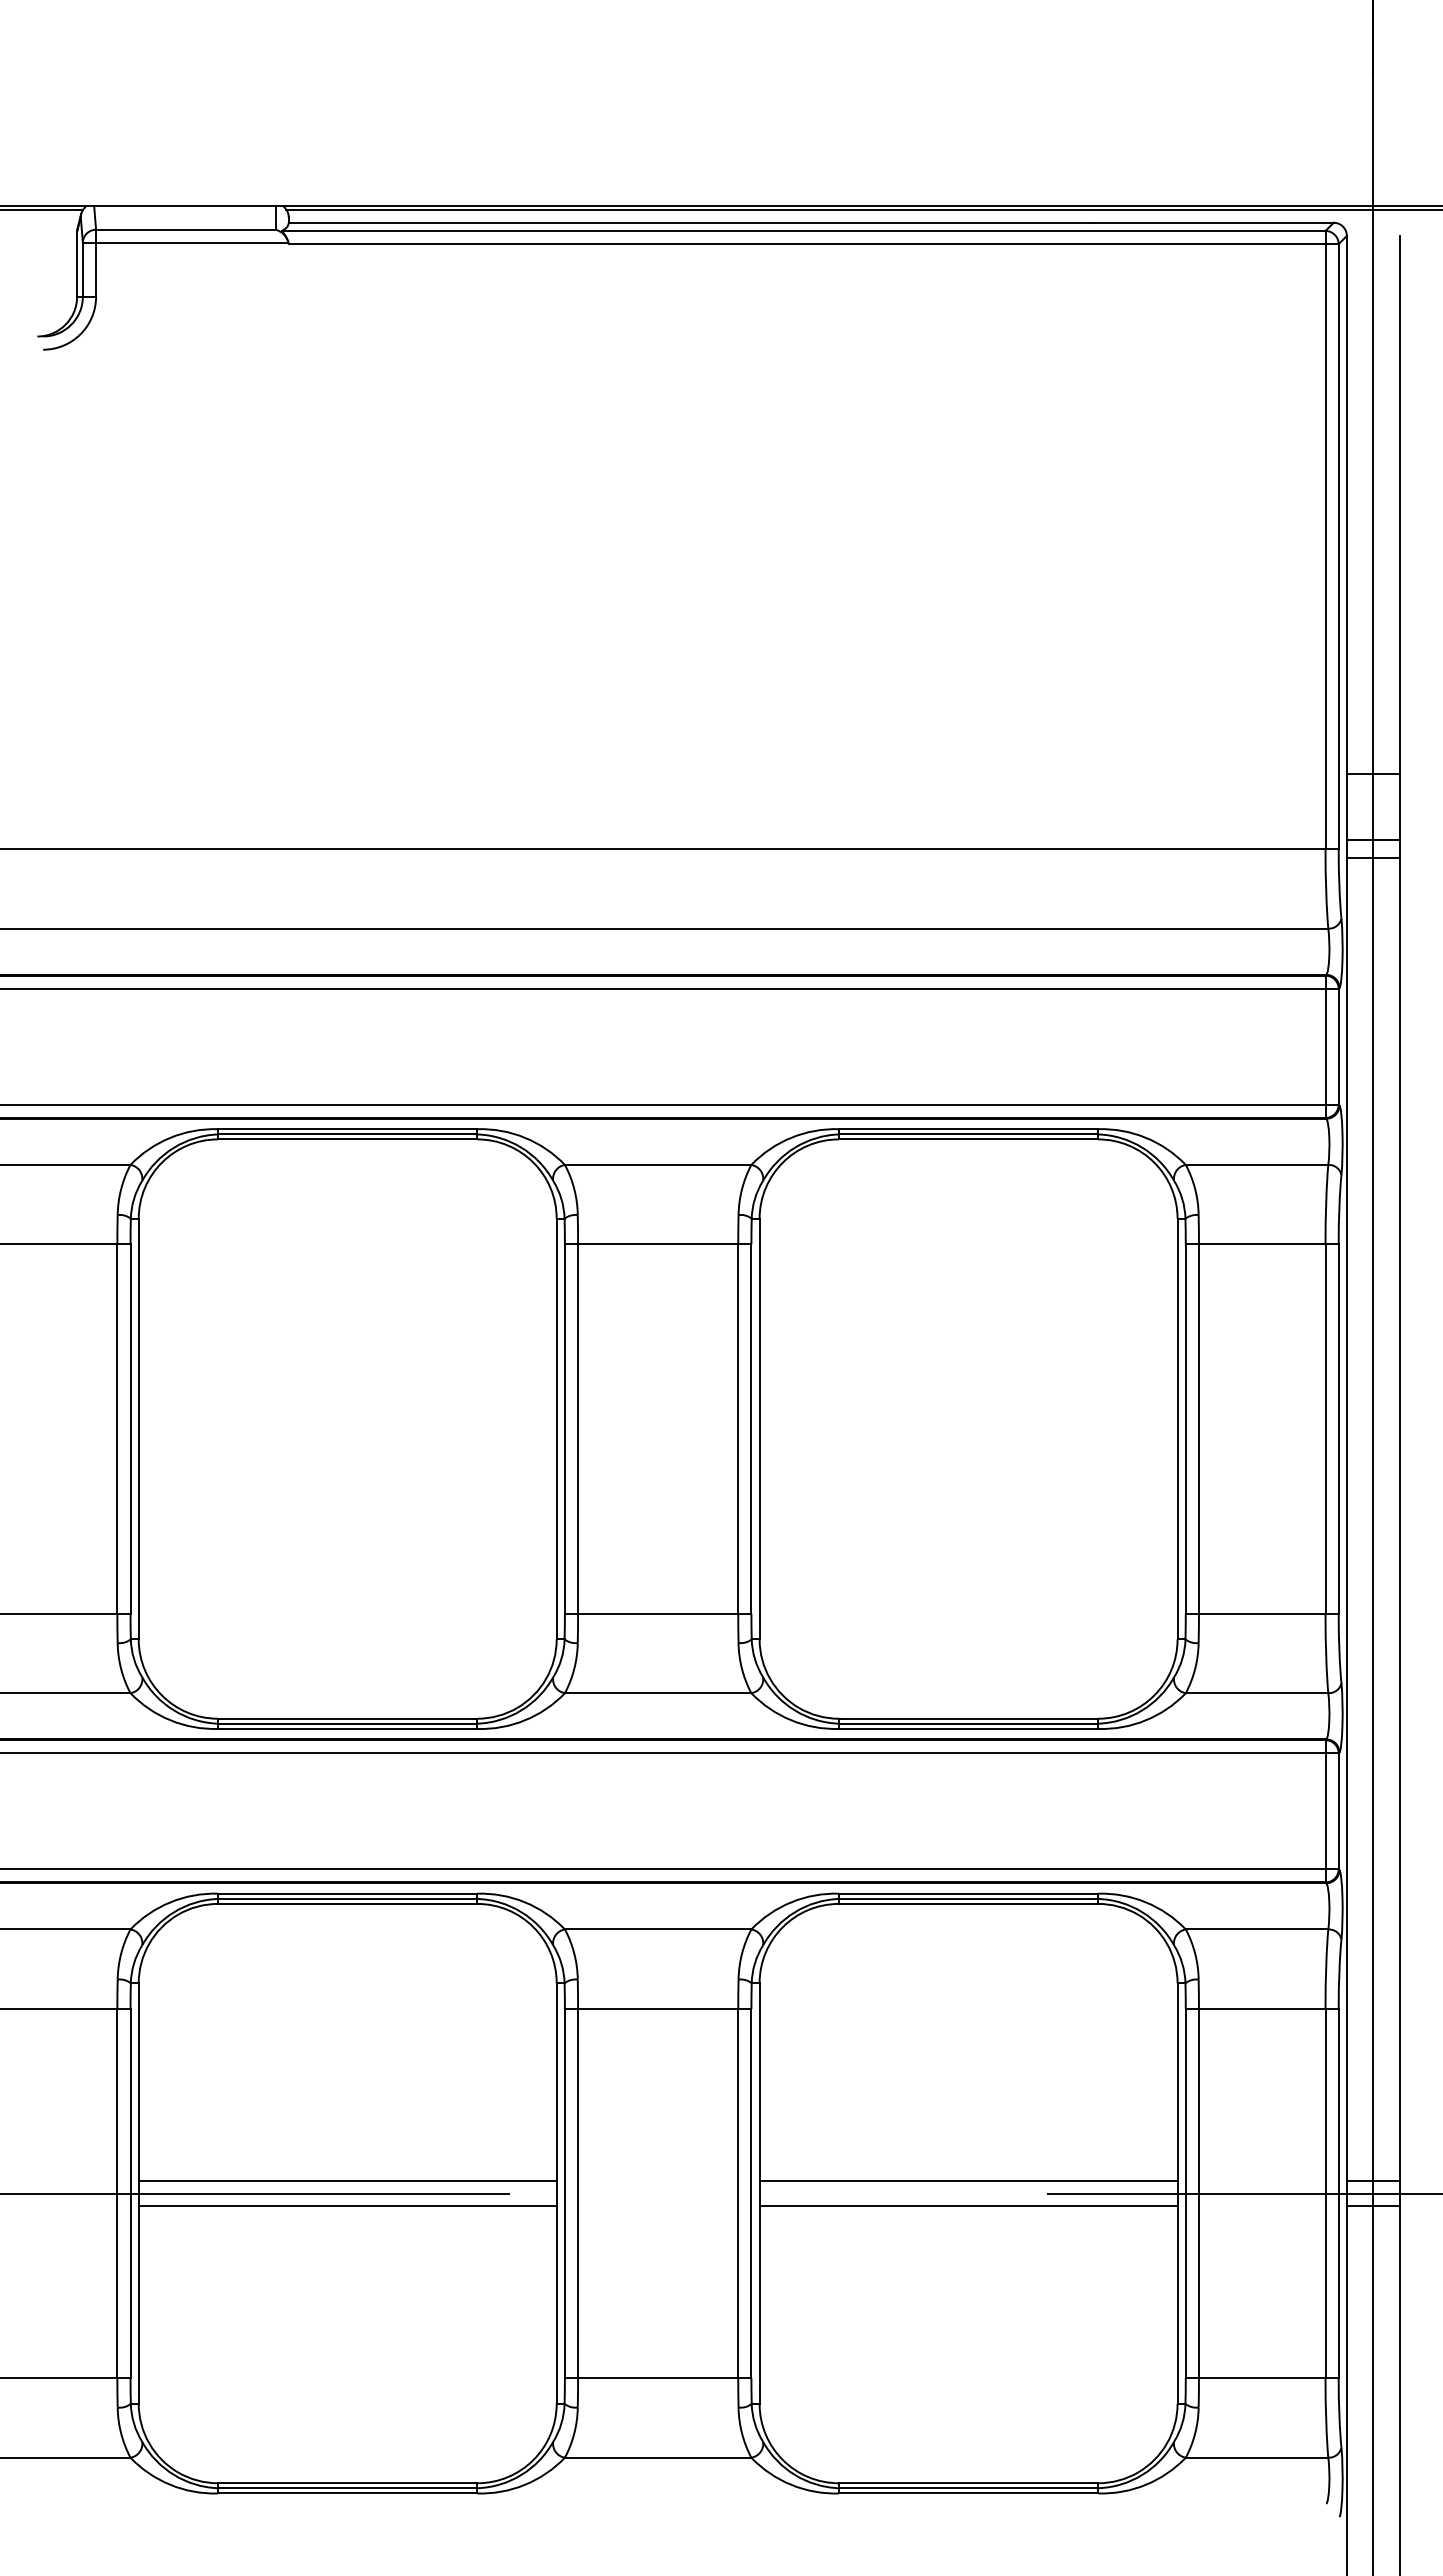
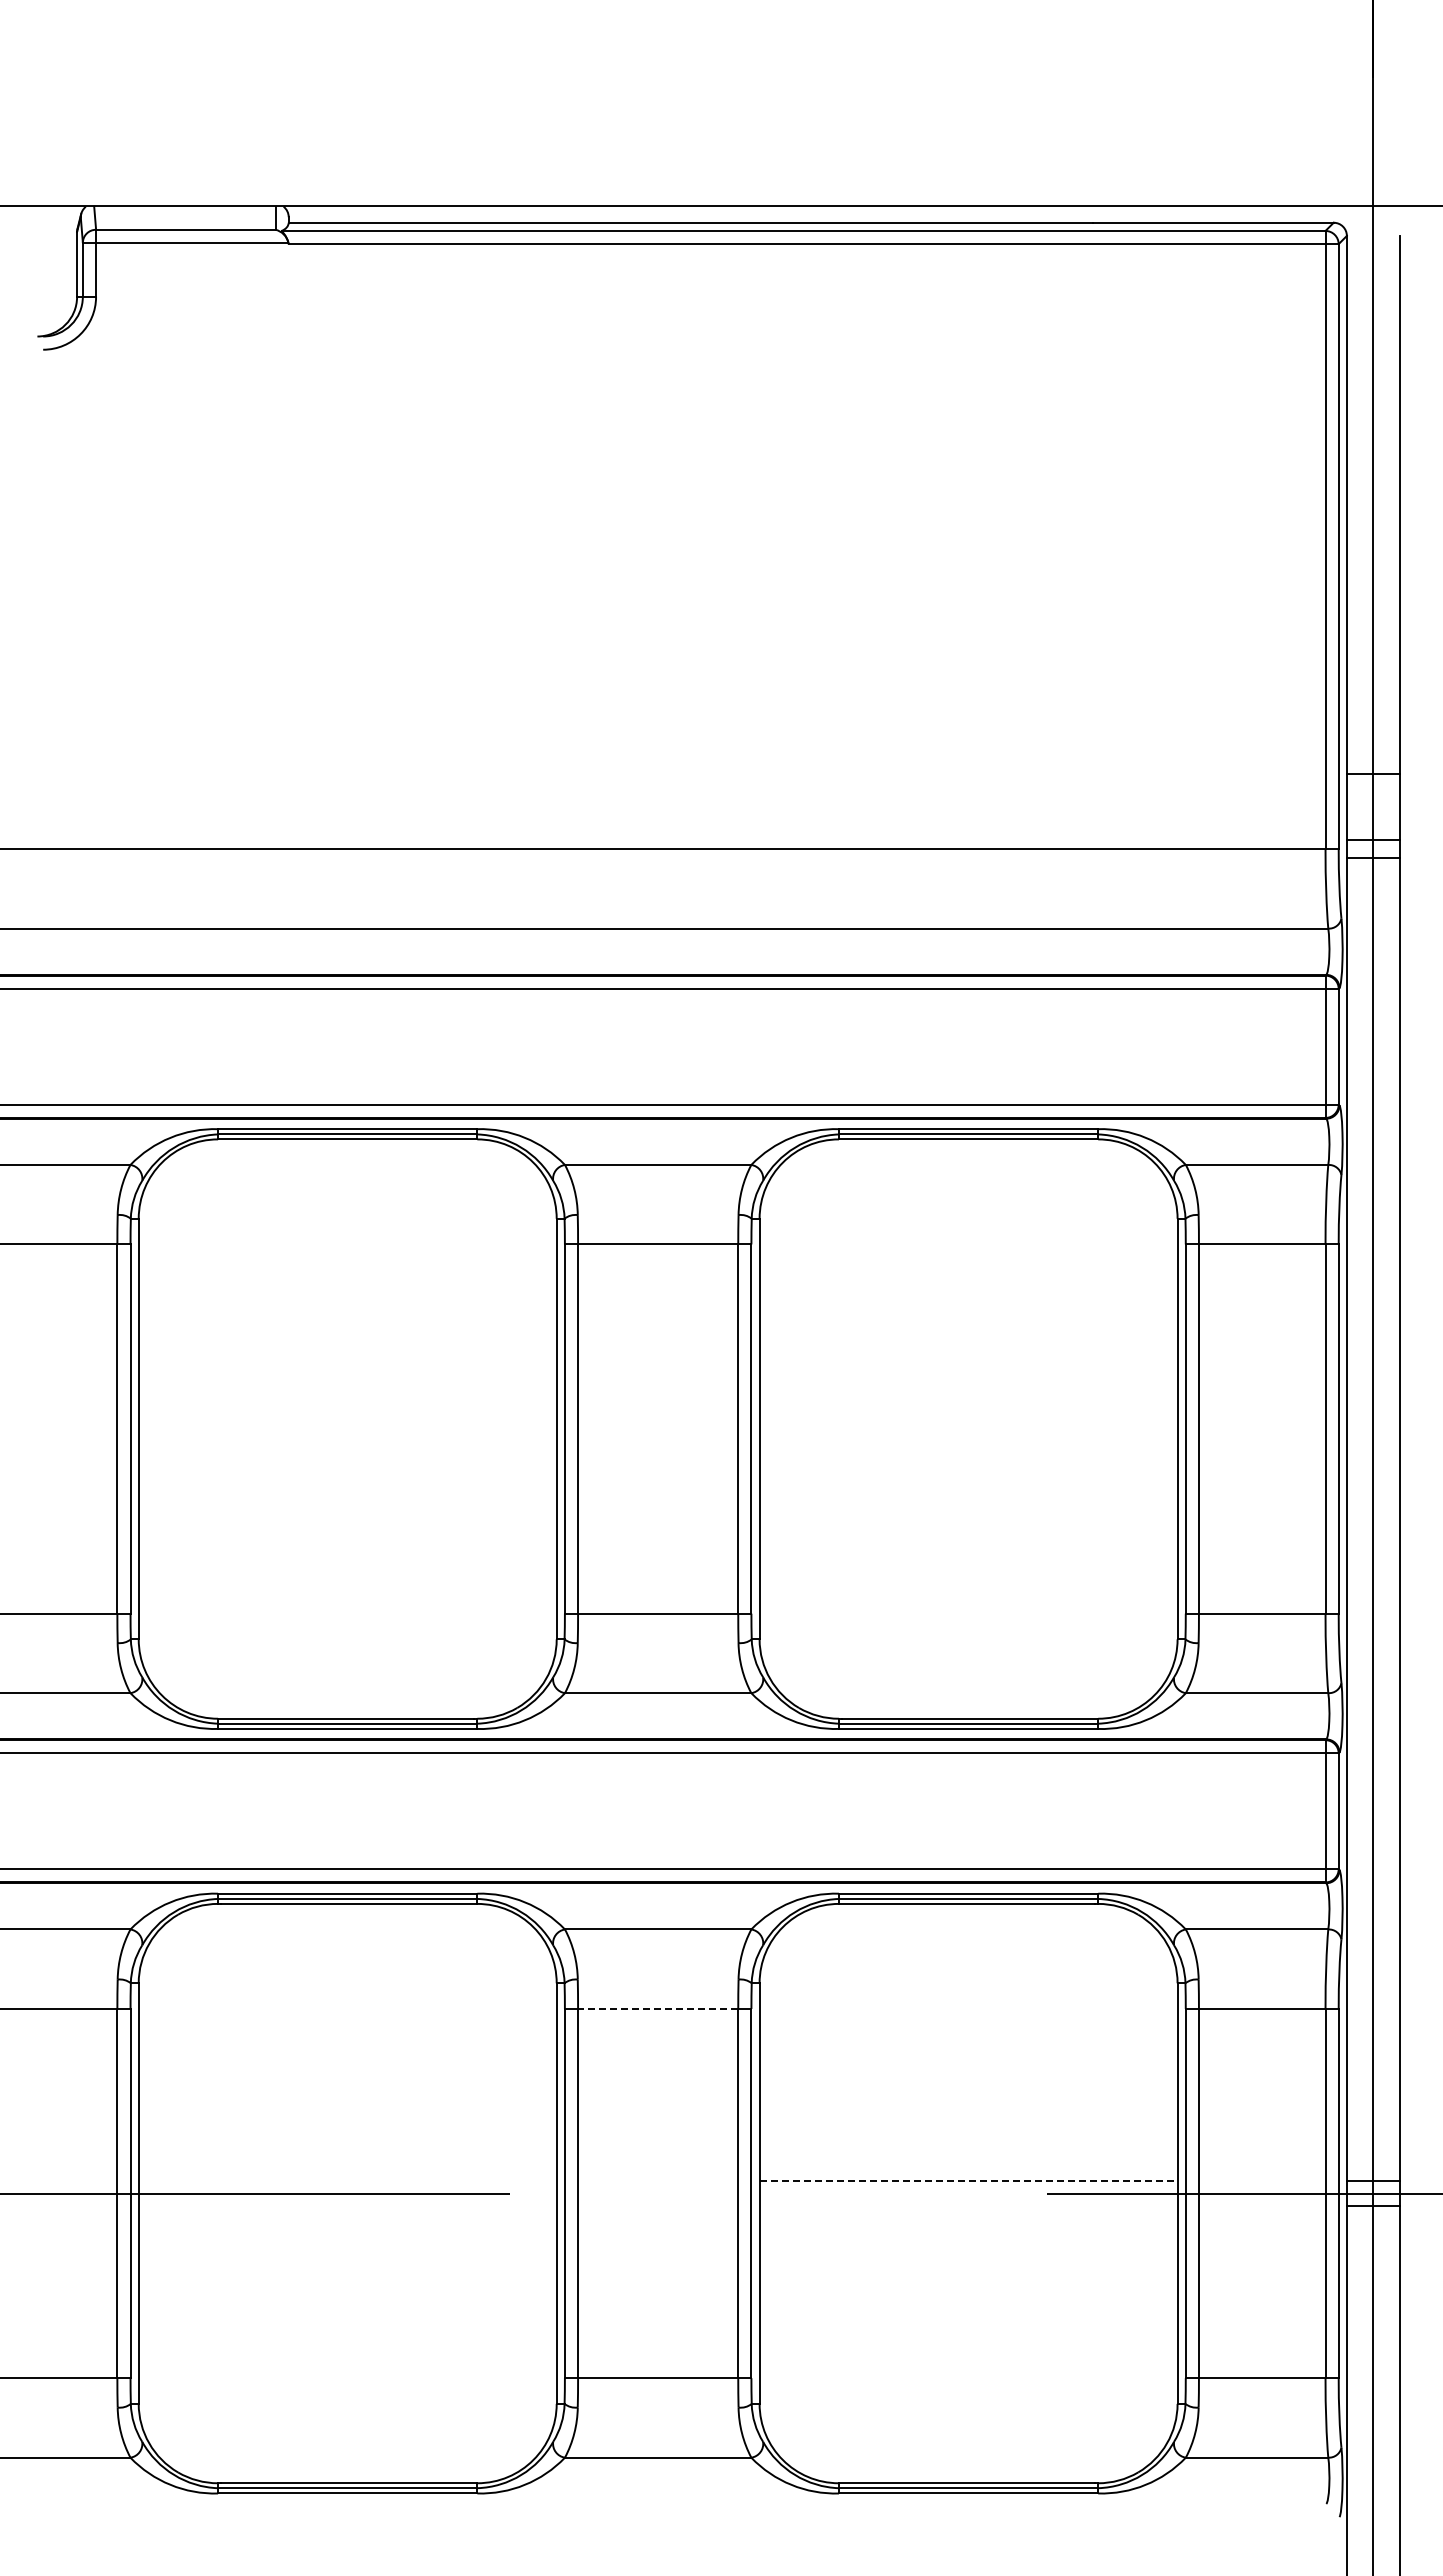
line: present -> none (42, 209)
line: present -> none (862, 209)
line: solid -> dashed (657, 2008)
line: present -> none (347, 2180)
line: solid -> dashed (968, 2180)
line: present -> none (347, 2206)
line: present -> none (968, 2206)
